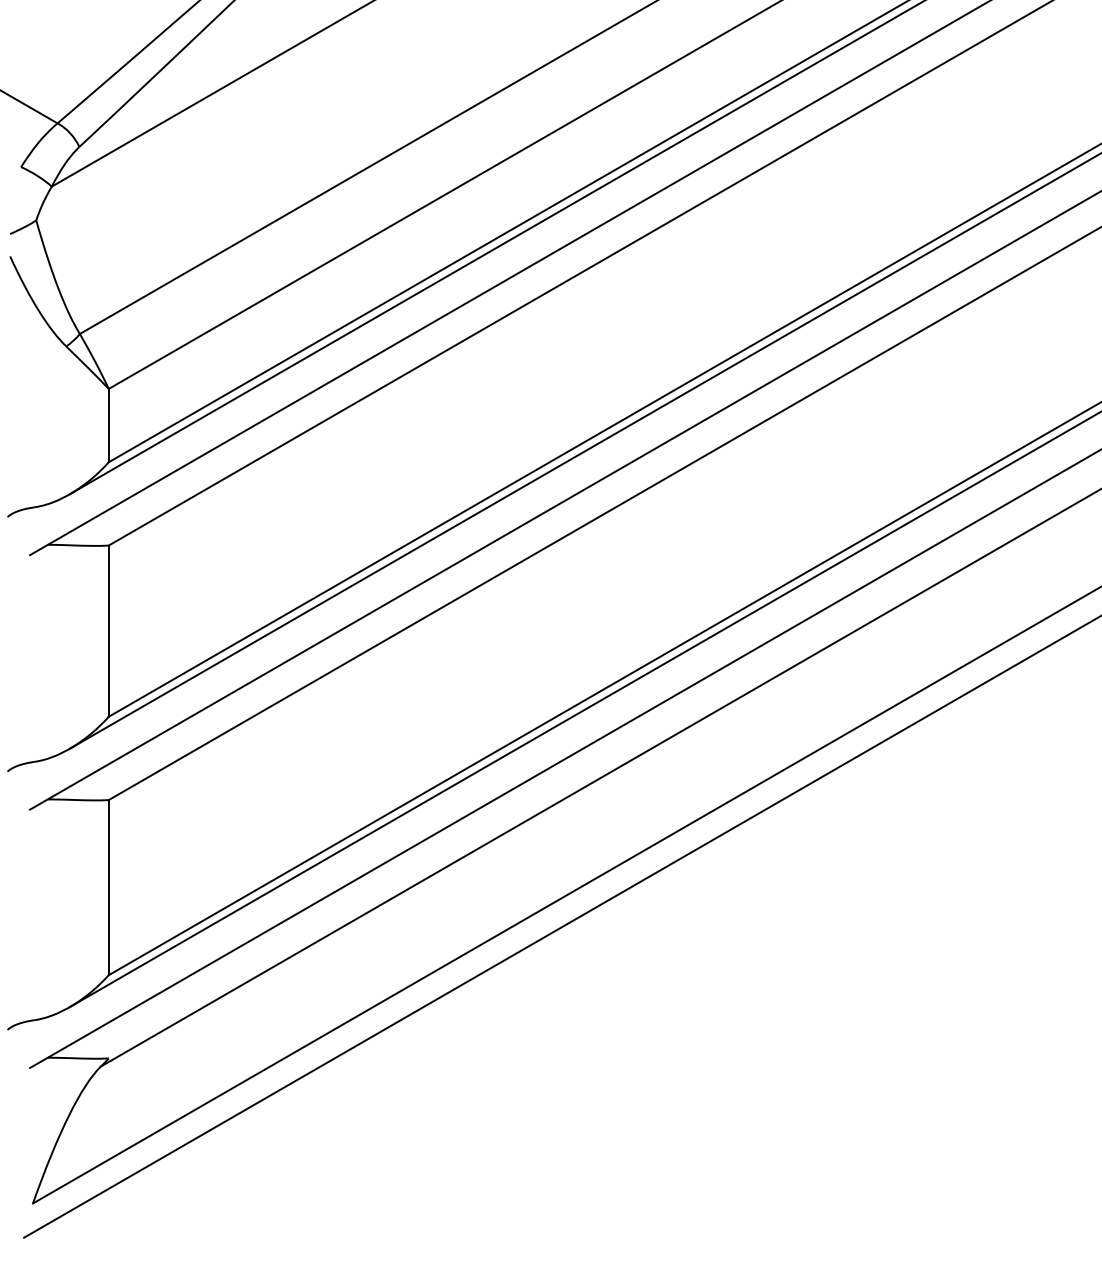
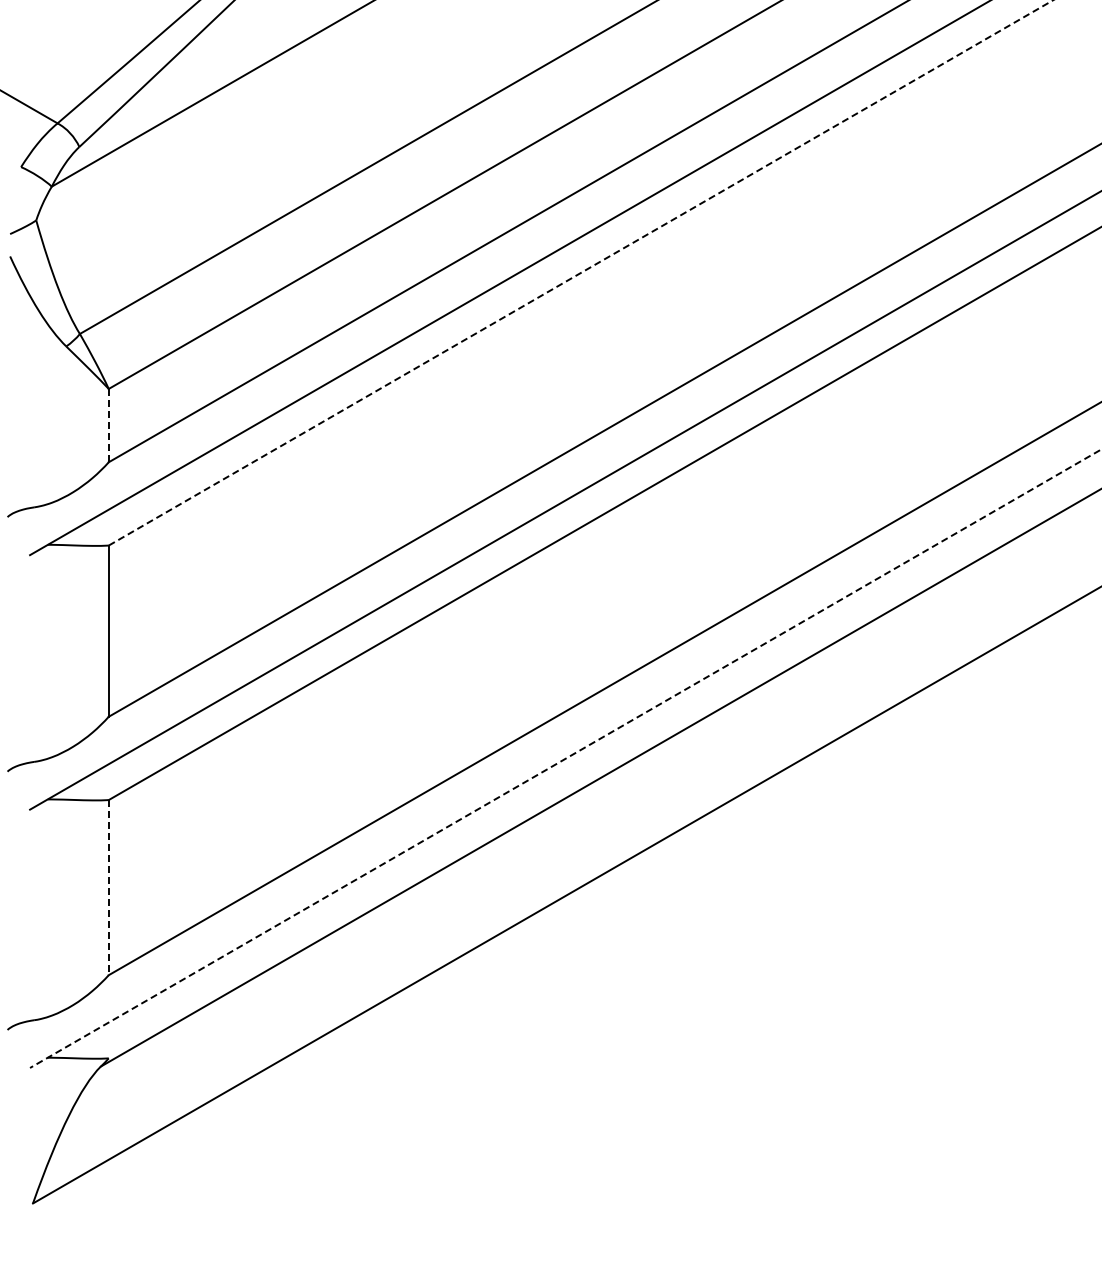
line: present -> none (495, 248)
line: solid -> dashed (581, 272)
line: solid -> dashed (108, 425)
line: present -> none (583, 451)
line: present -> none (583, 710)
line: solid -> dashed (565, 758)
line: solid -> dashed (108, 887)
line: present -> none (561, 927)
